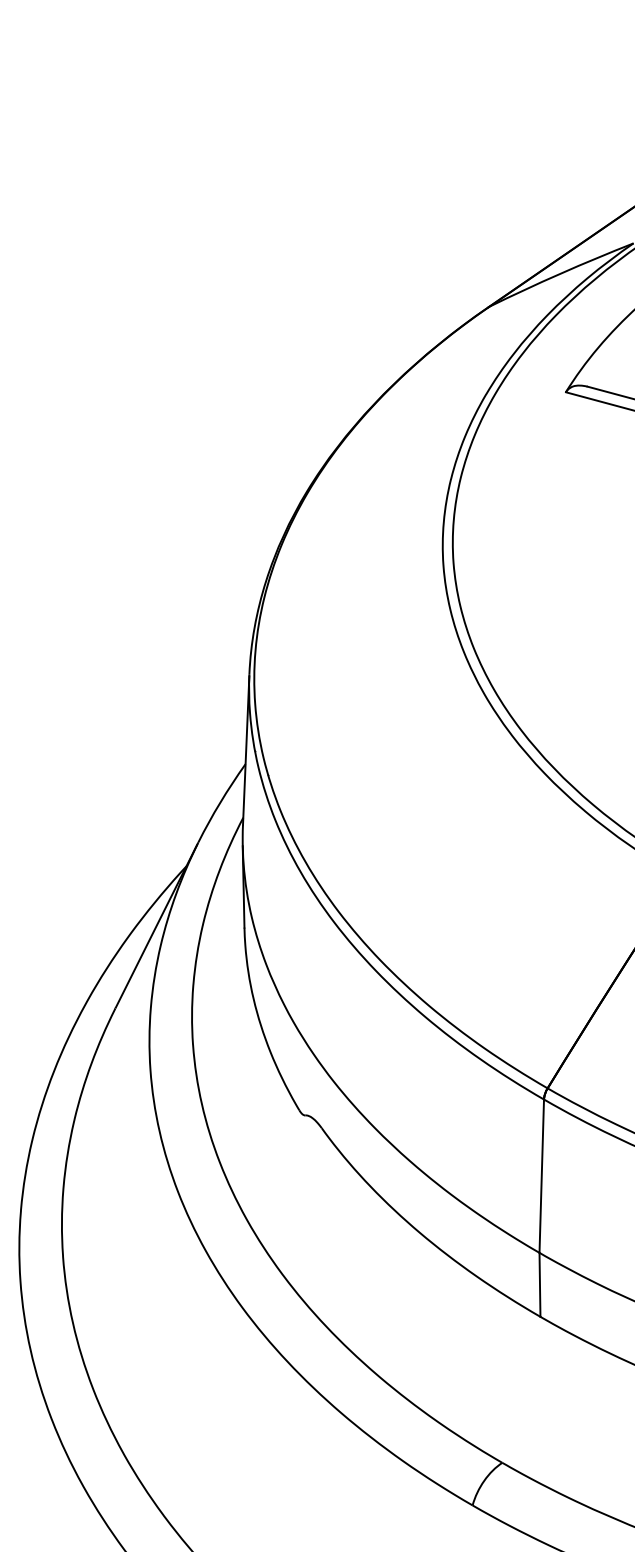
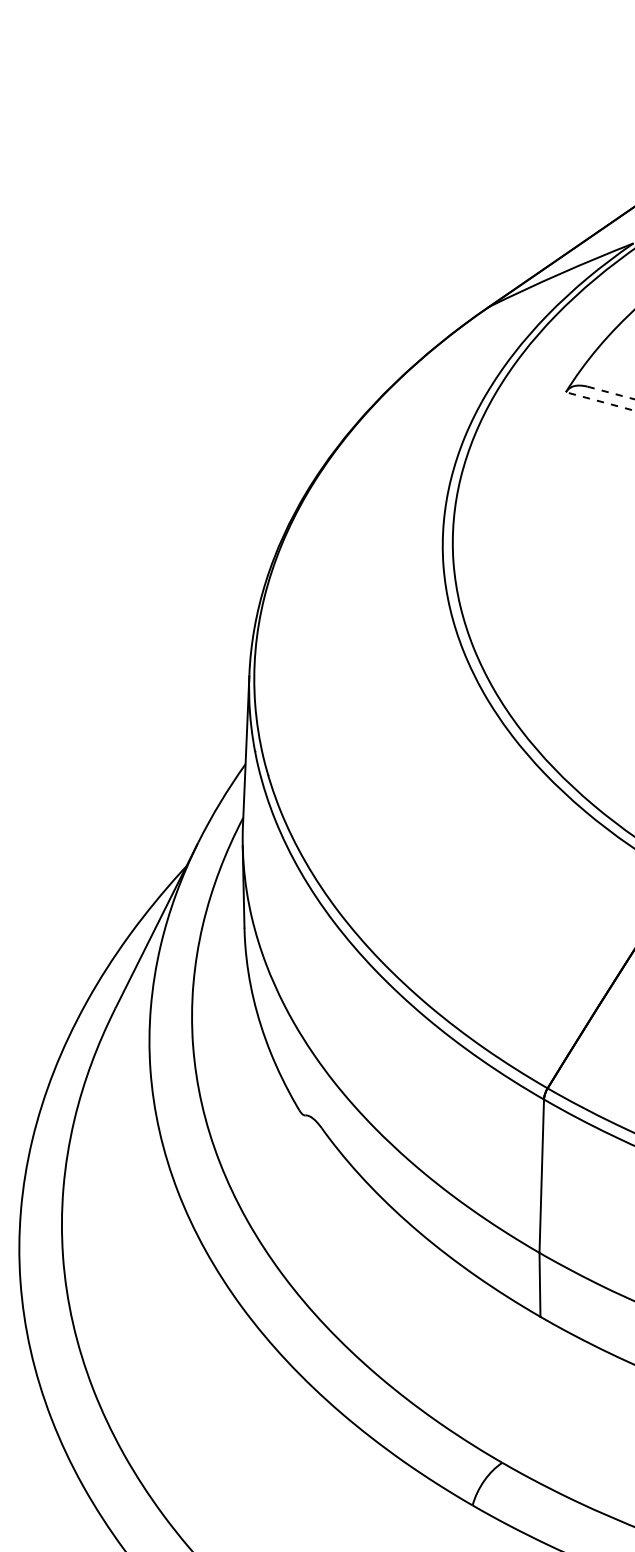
line: solid -> dashed (611, 393)
line: solid -> dashed (599, 401)
